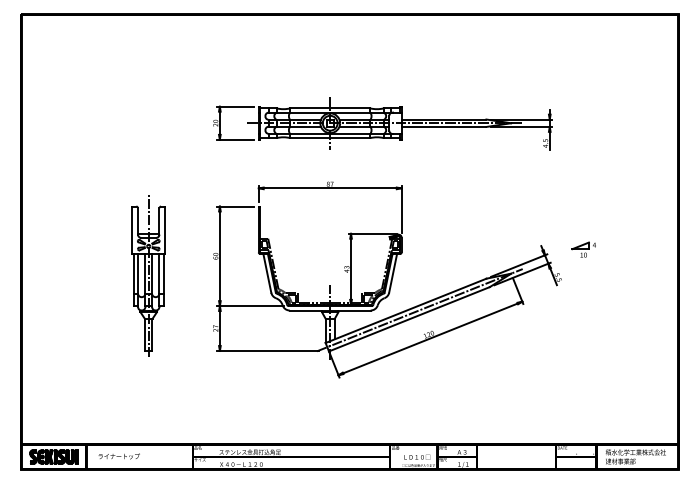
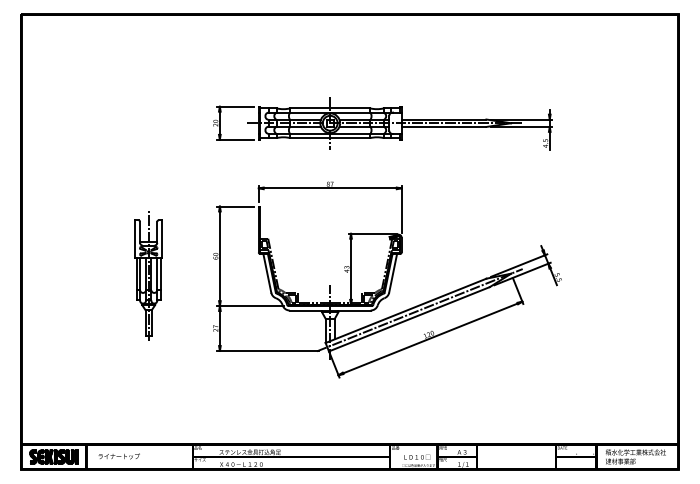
part: present -> none (583, 249)
part size: 35x162 px -> 29x130 px (148, 275)
